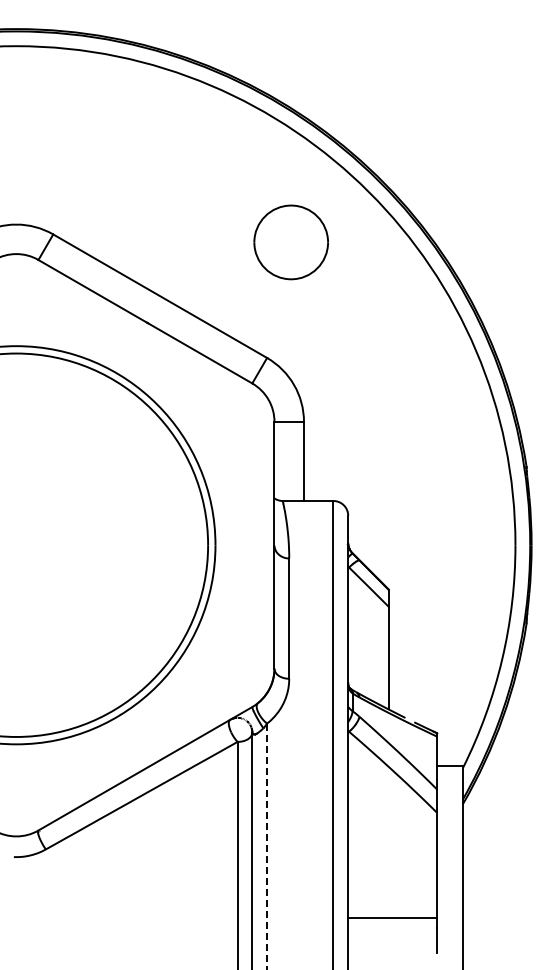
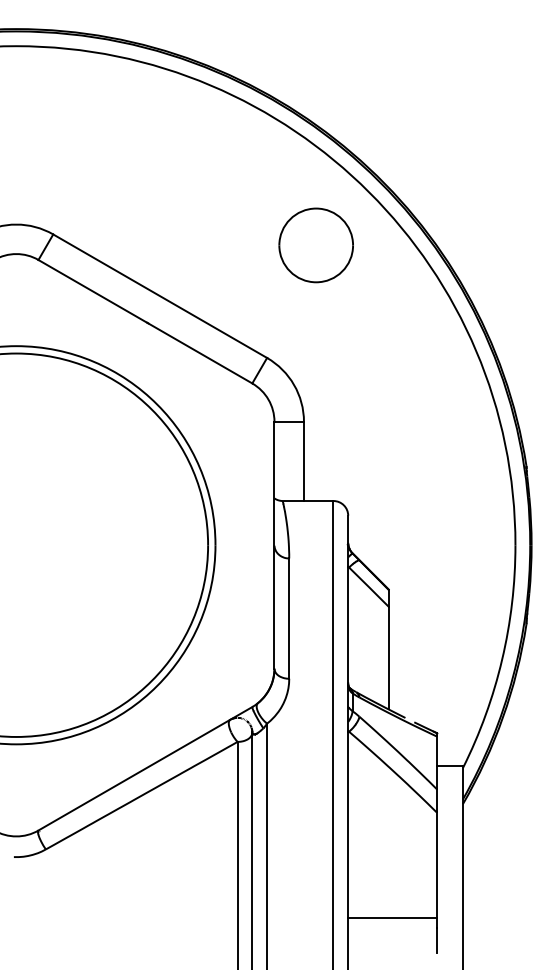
part position: (290, 242) -> (315, 245) (315, 245)
line: dashed -> solid (267, 846)
